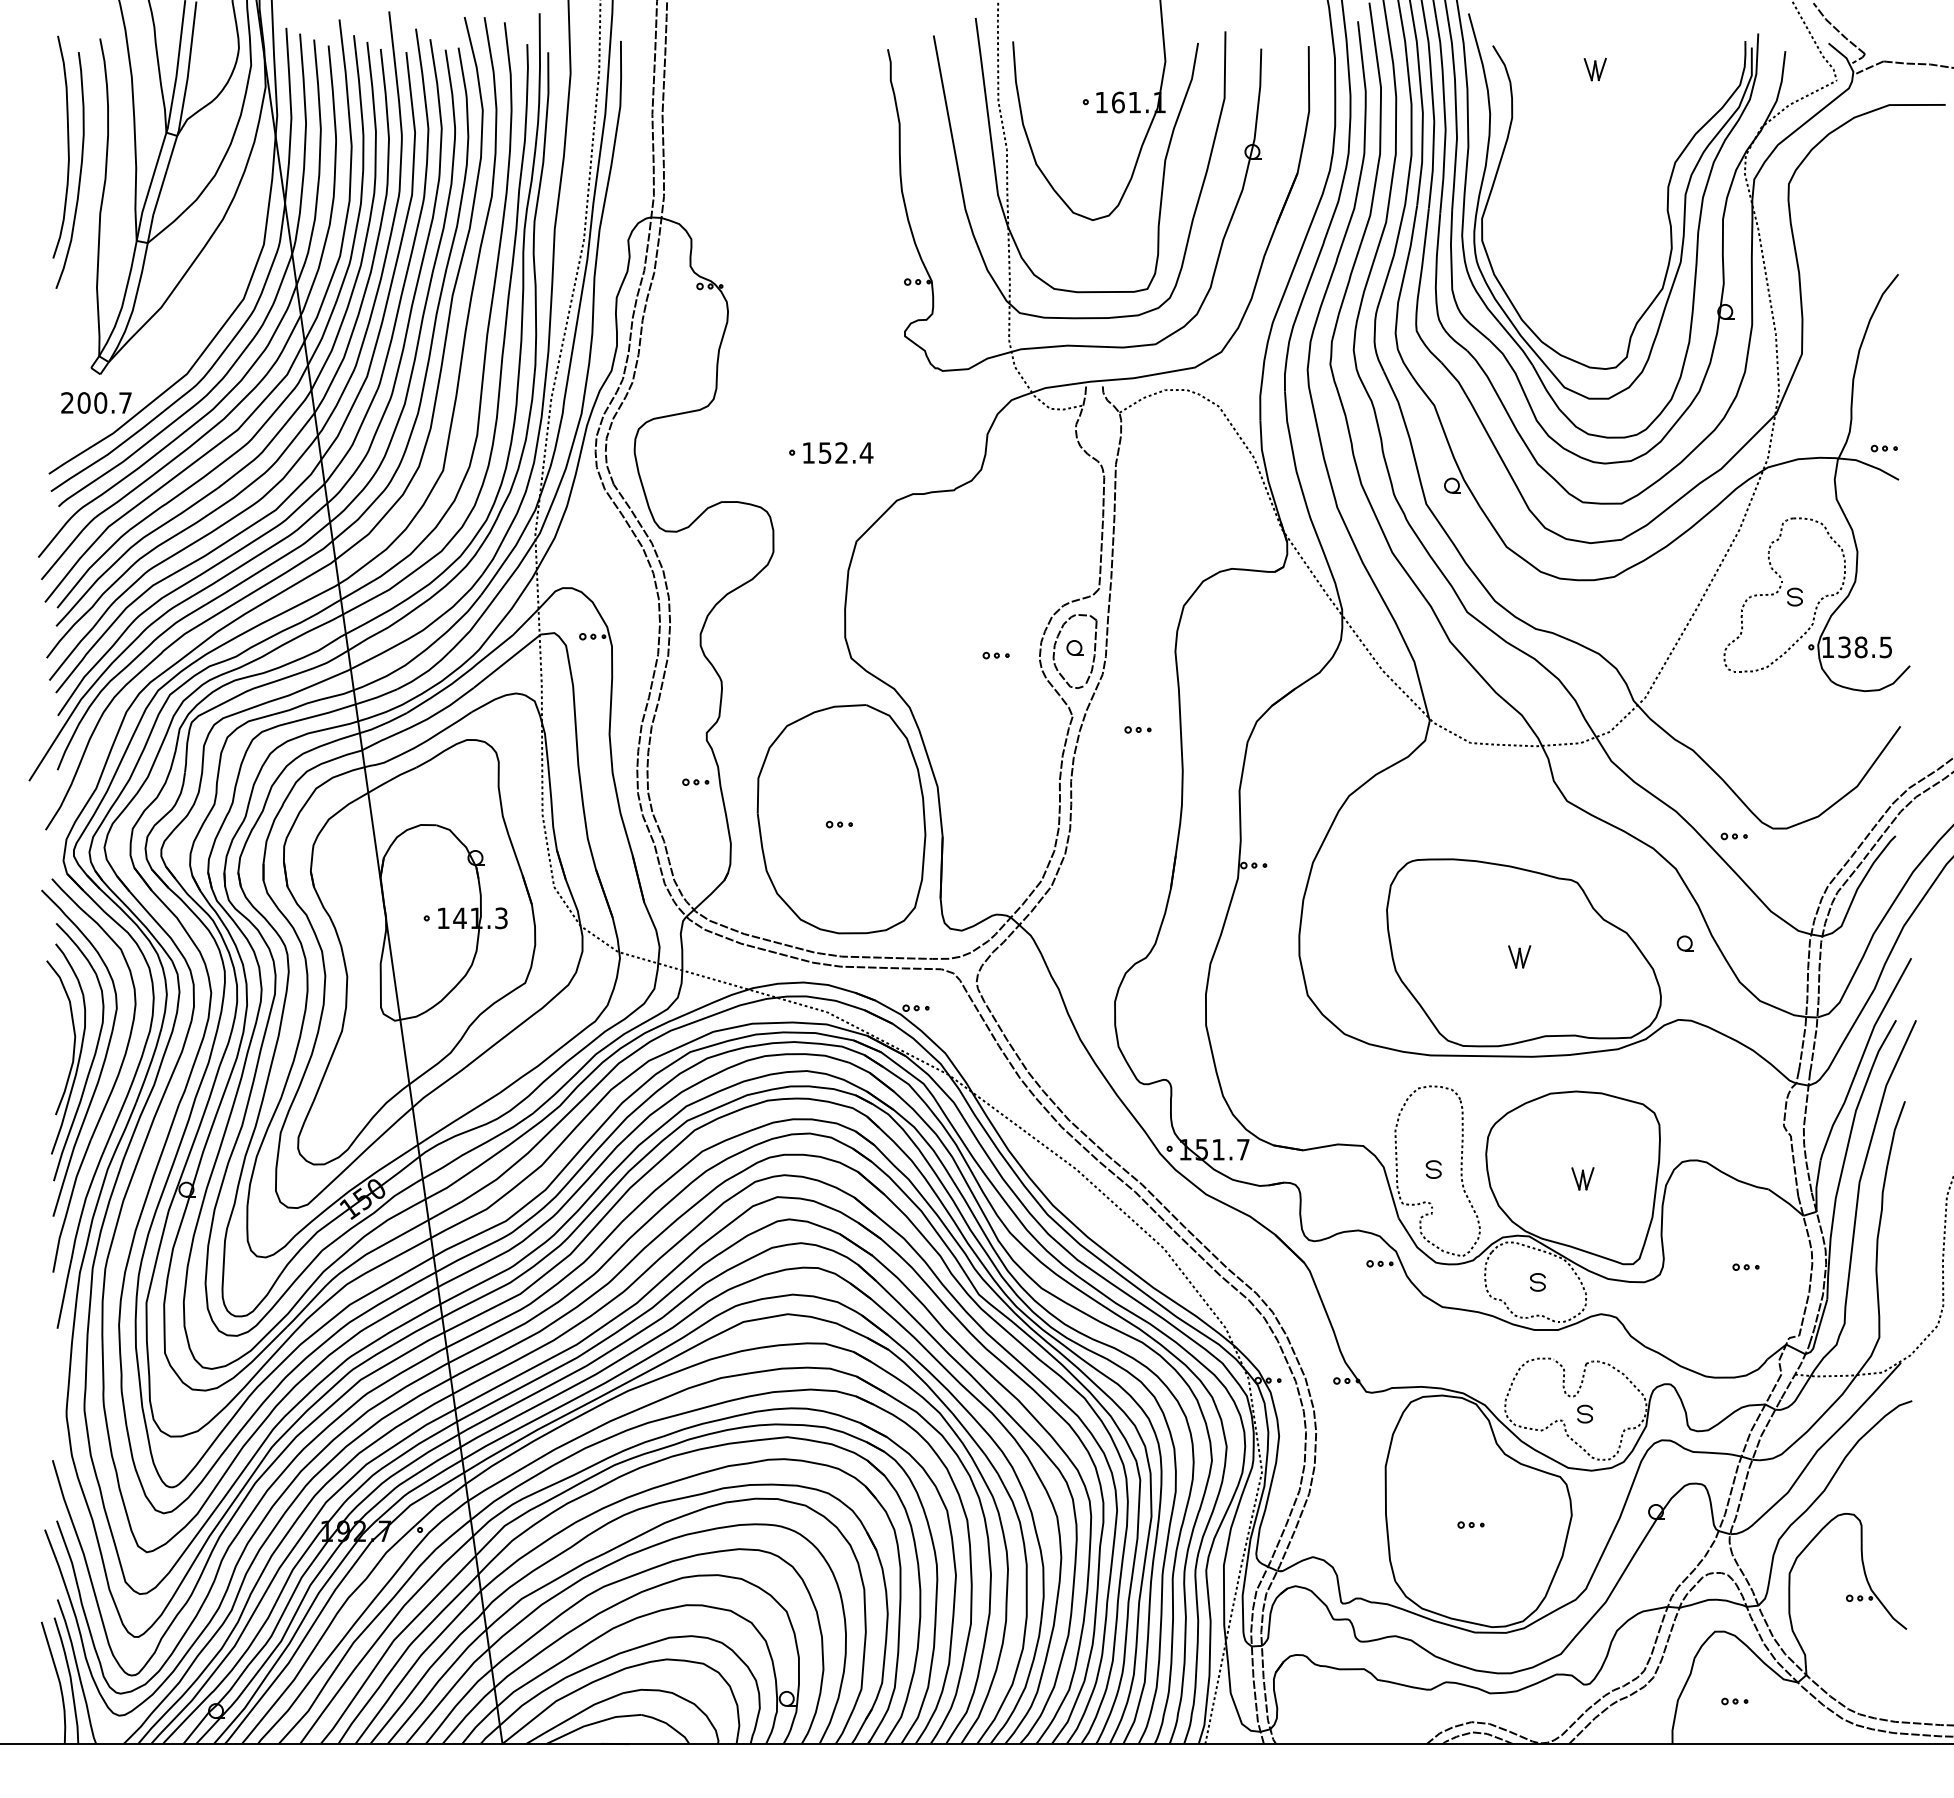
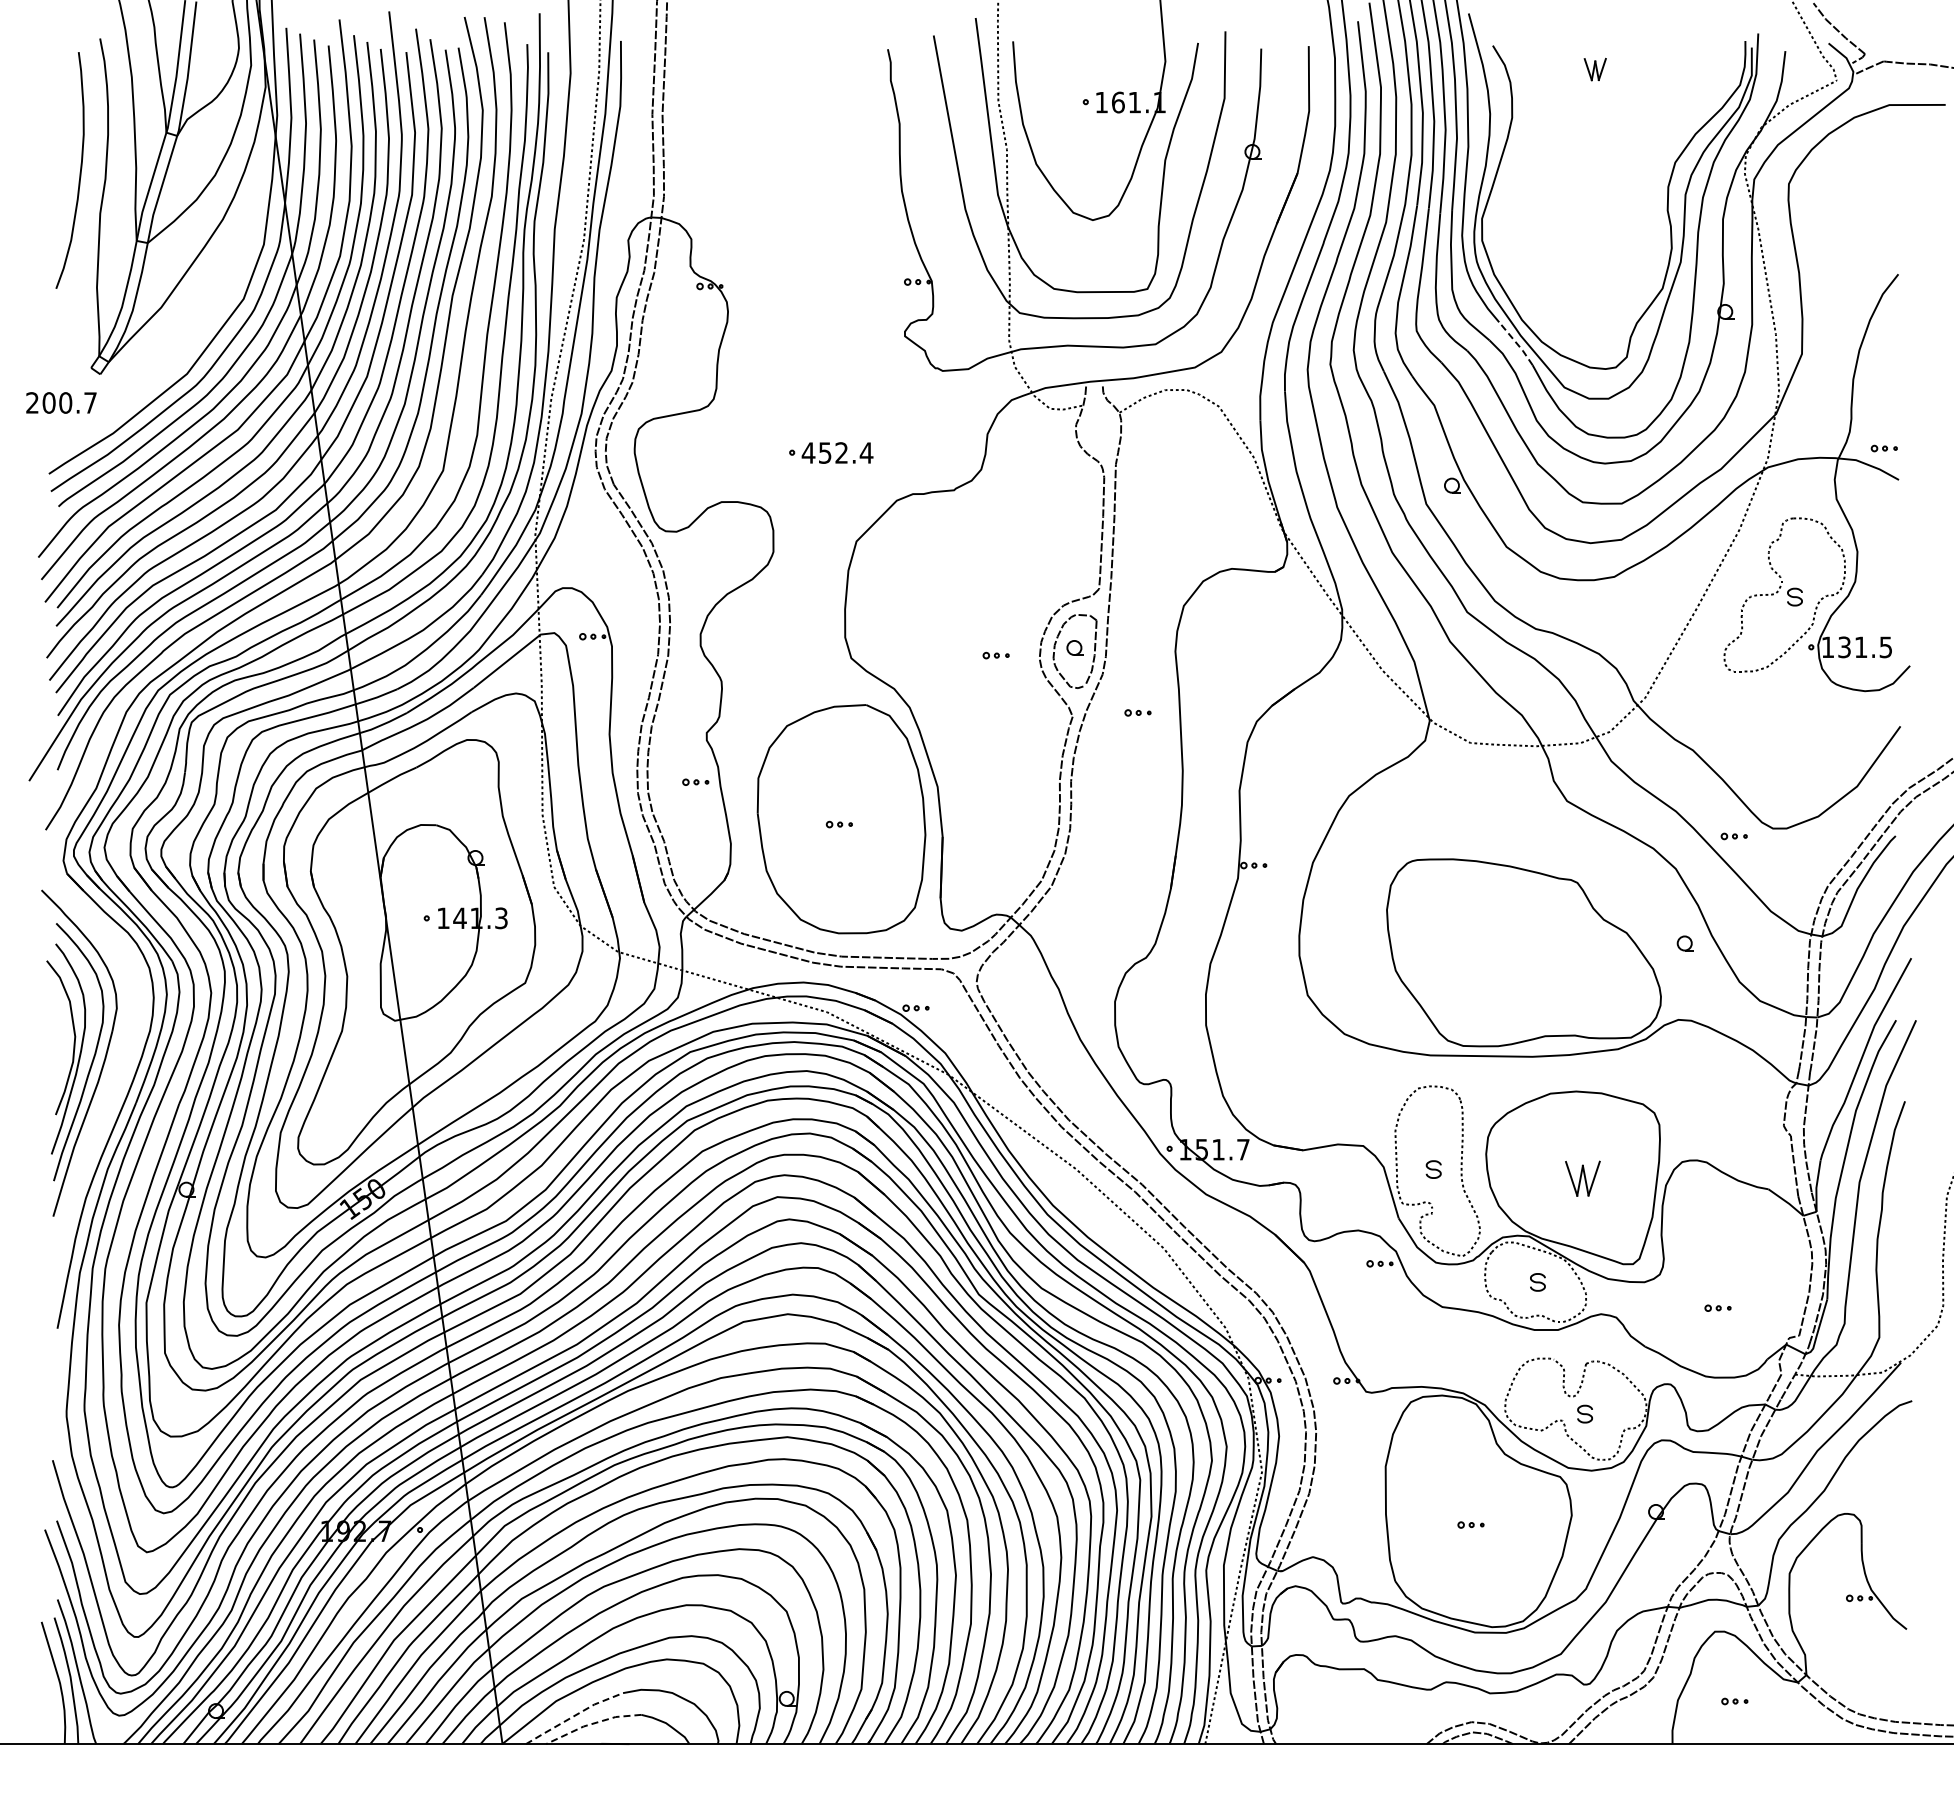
curve: present -> none (67, 146)
line: solid -> dashed (1517, 343)
text position: (96, 402) -> (61, 402) (61, 402)
text: 152.4 -> 452.4 (808, 452)
text: 138.5 -> 131.5 (1860, 647)
part position: (1137, 729) -> (1137, 712) (1137, 712)
part: present -> none (1519, 956)
part: present -> none (114, 1081)
part size: 24x24 px -> 36x37 px (1582, 1178)
part position: (1745, 1266) -> (1717, 1307) (1717, 1307)
line: solid -> dashed (573, 1716)
line: solid -> dashed (592, 1724)
